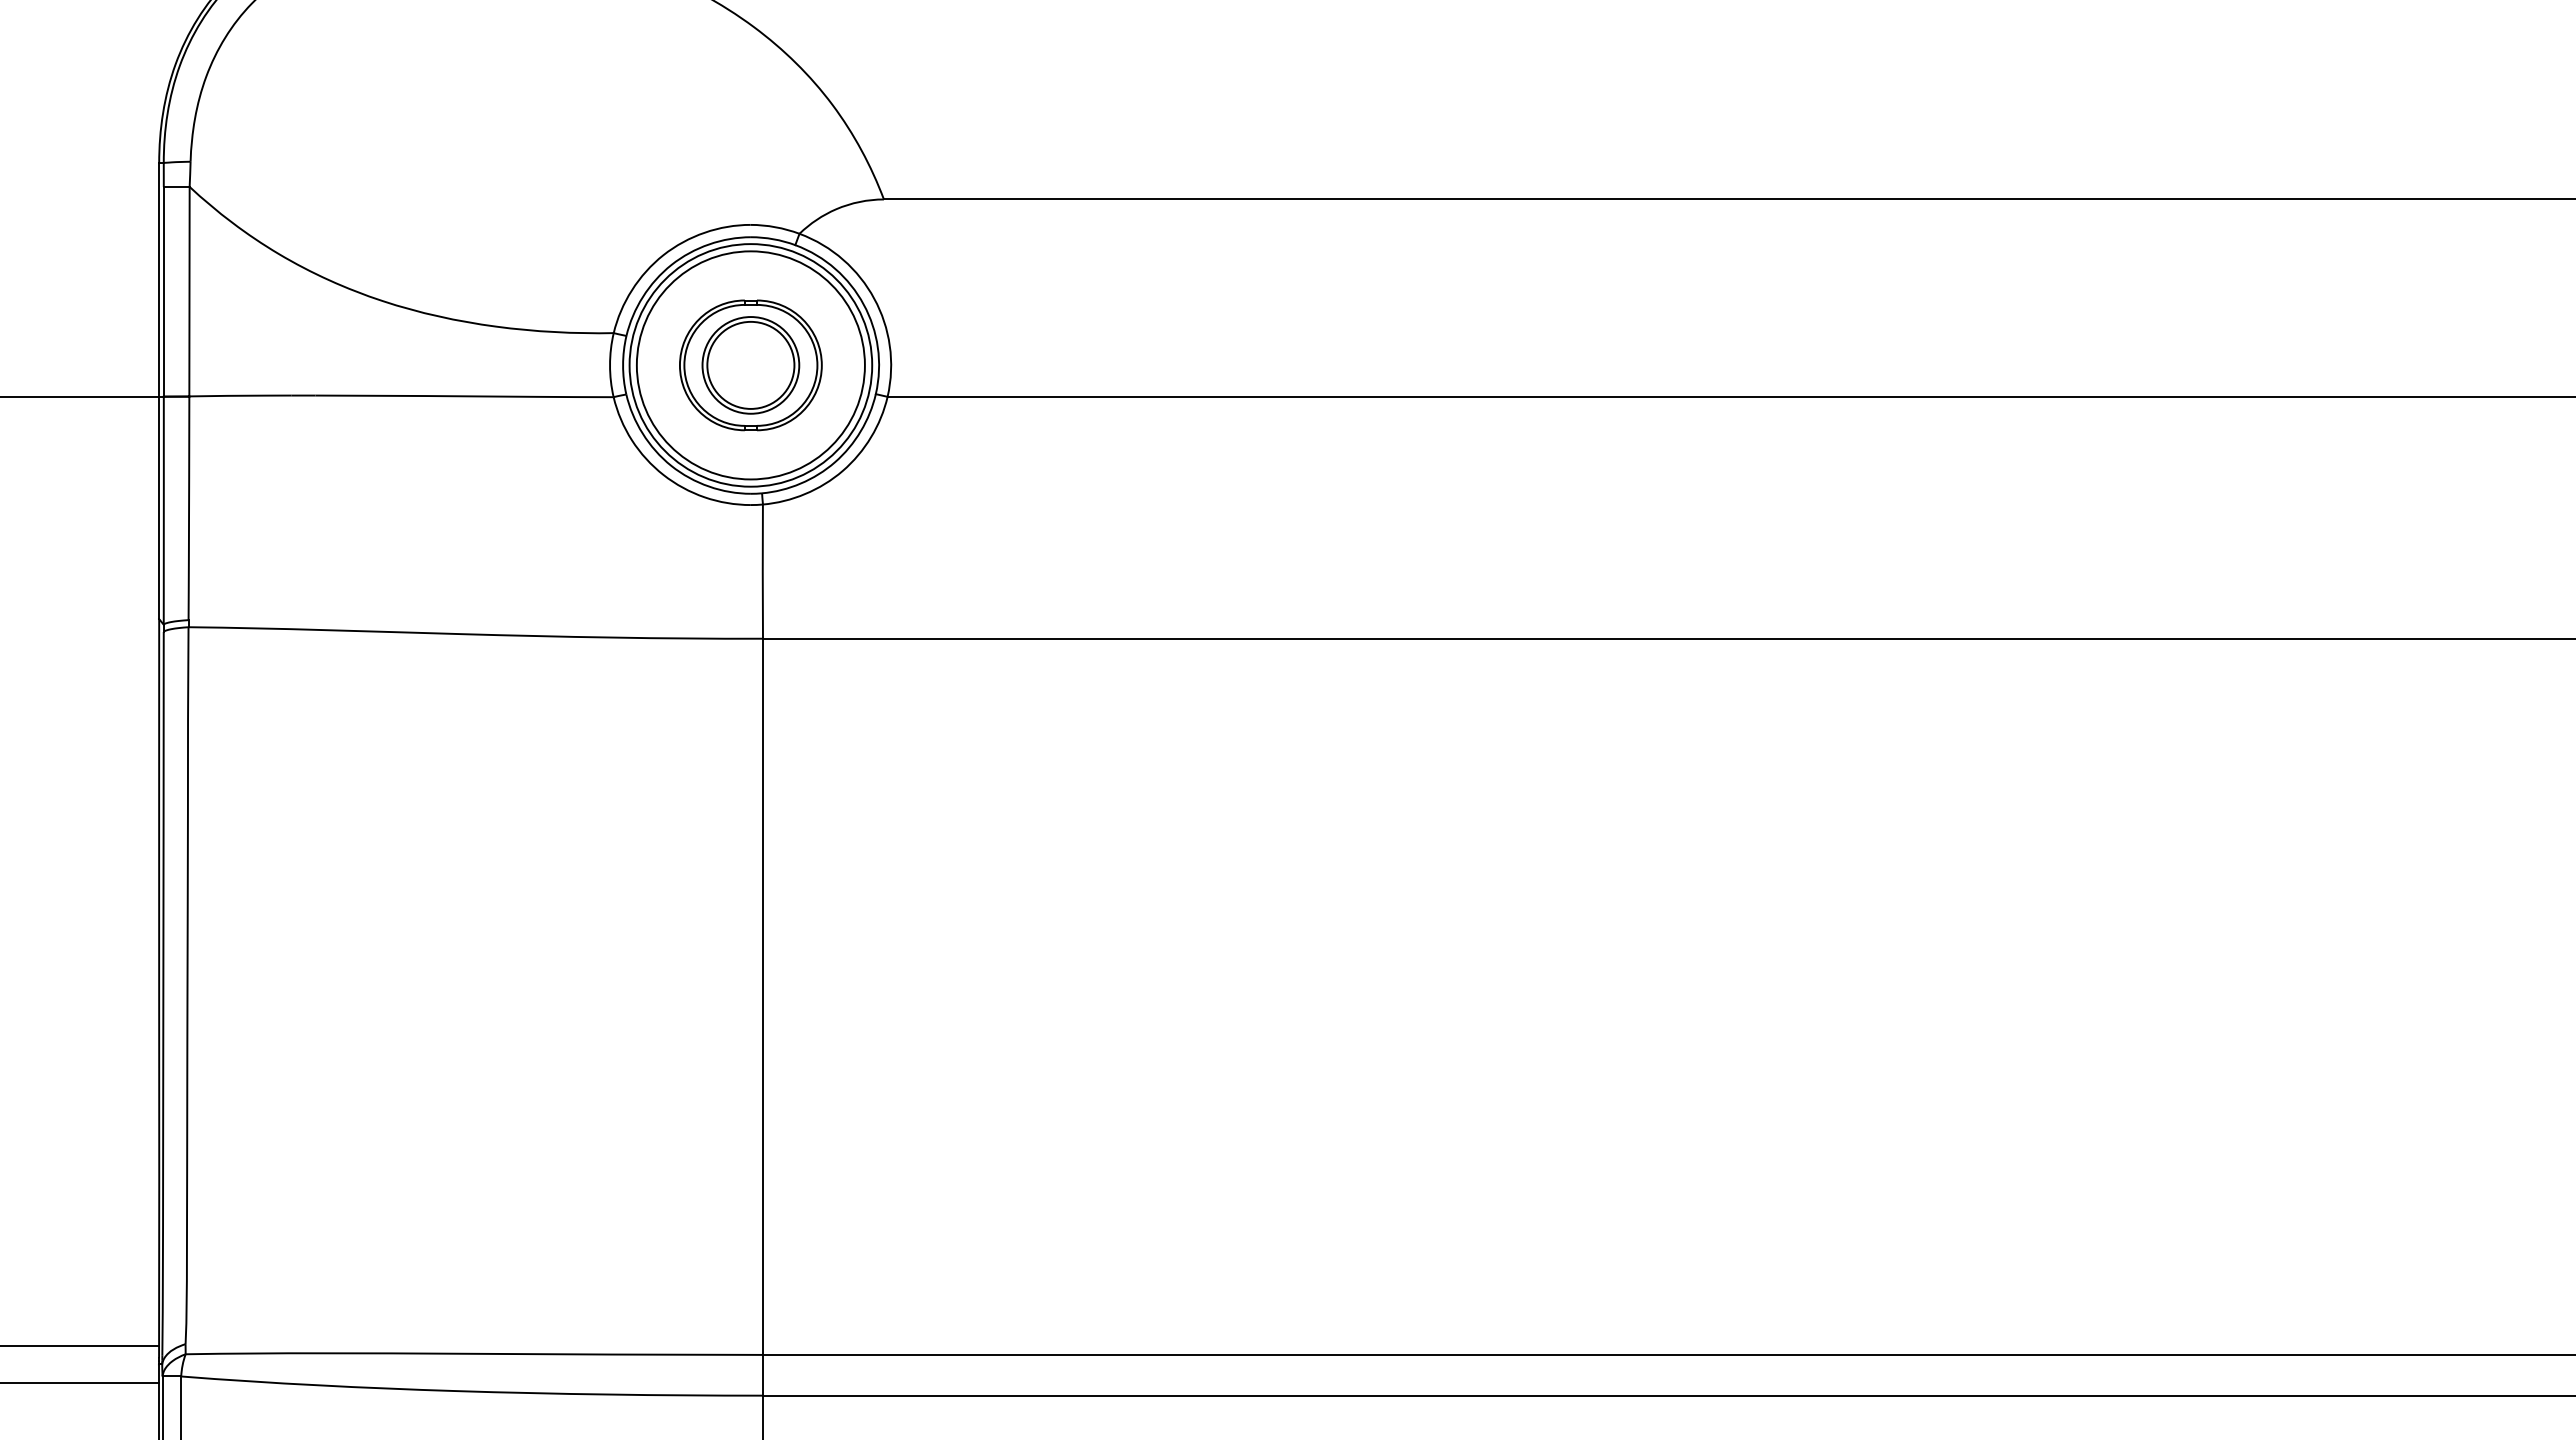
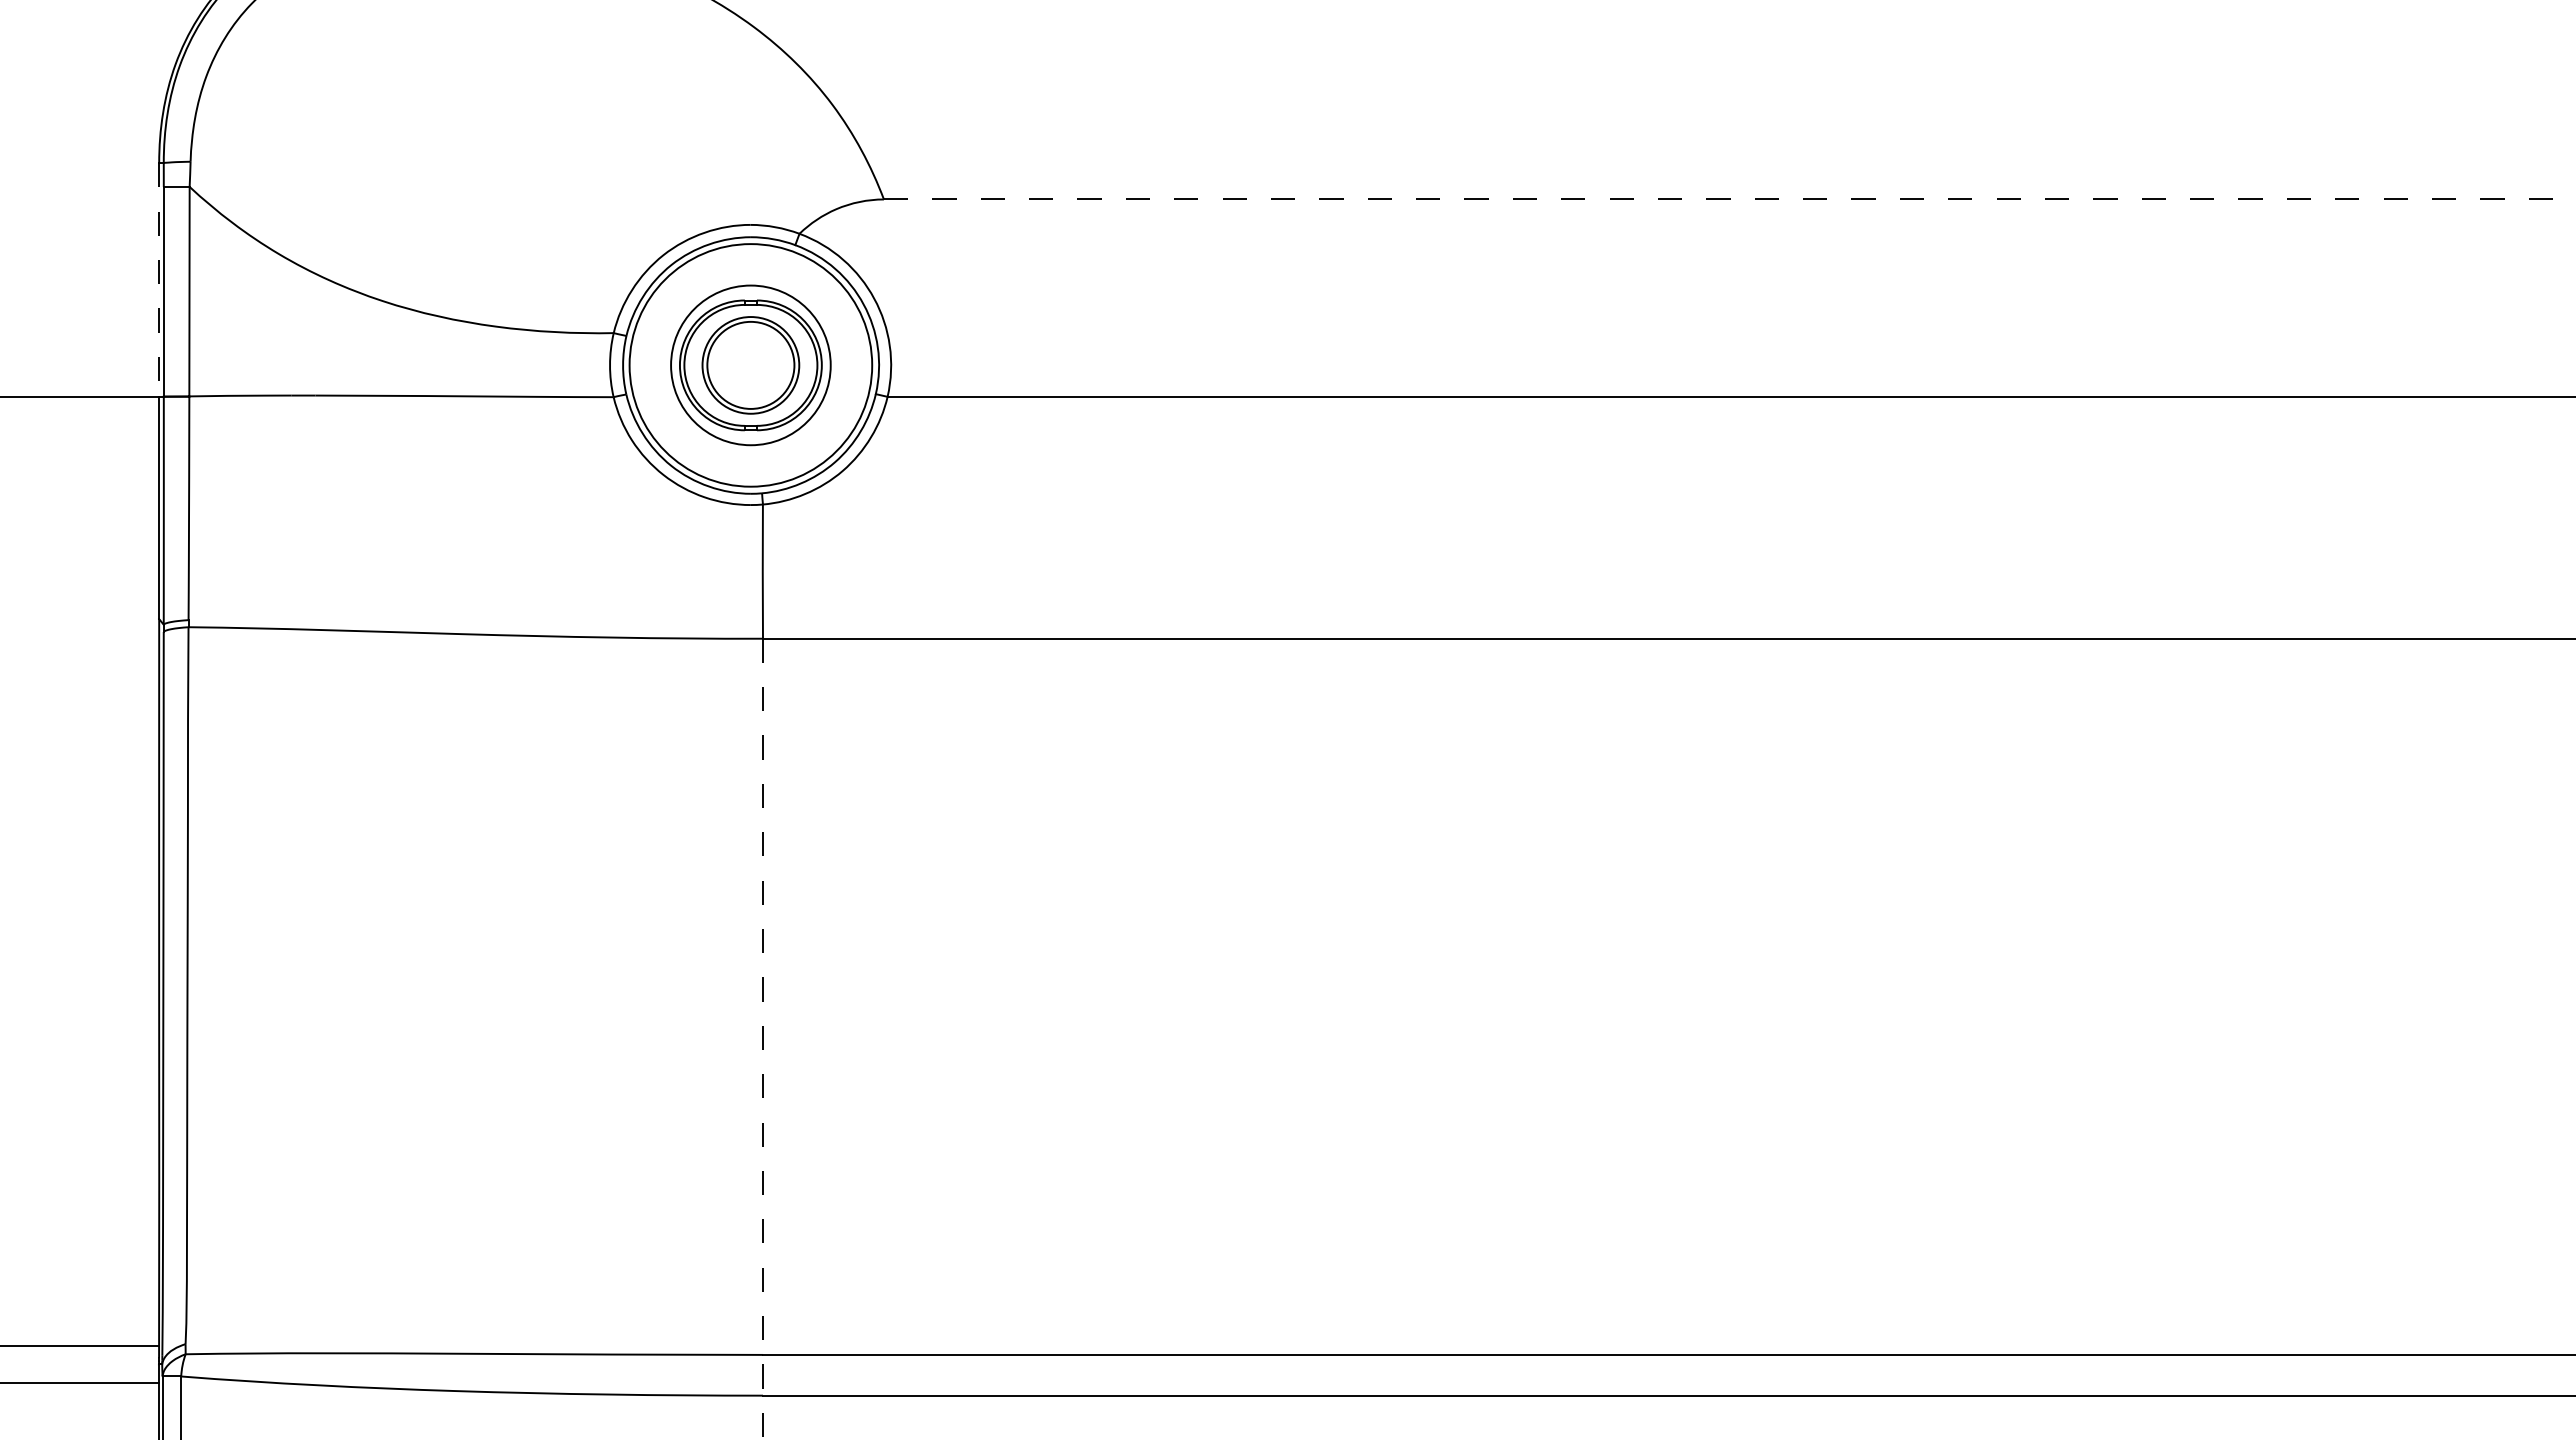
line: solid -> dashed (1729, 199)
line: solid -> dashed (159, 280)
circle diameter: 228 px -> 160 px (750, 365)
line: solid -> dashed (763, 1039)
